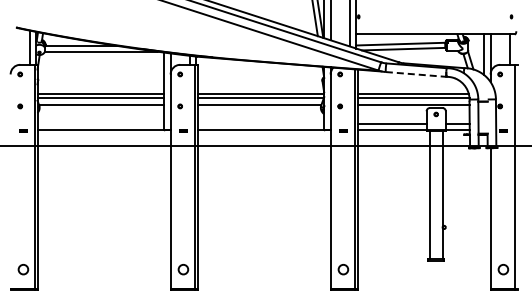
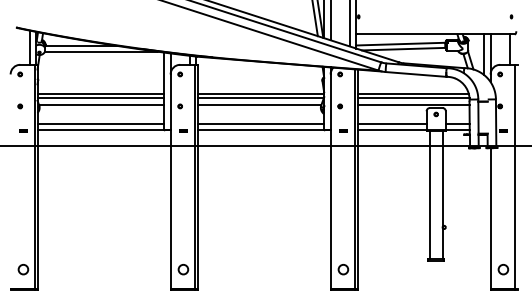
line: dashed -> solid (416, 74)
line: none -> present (100, 124)
line: none -> present (260, 124)
